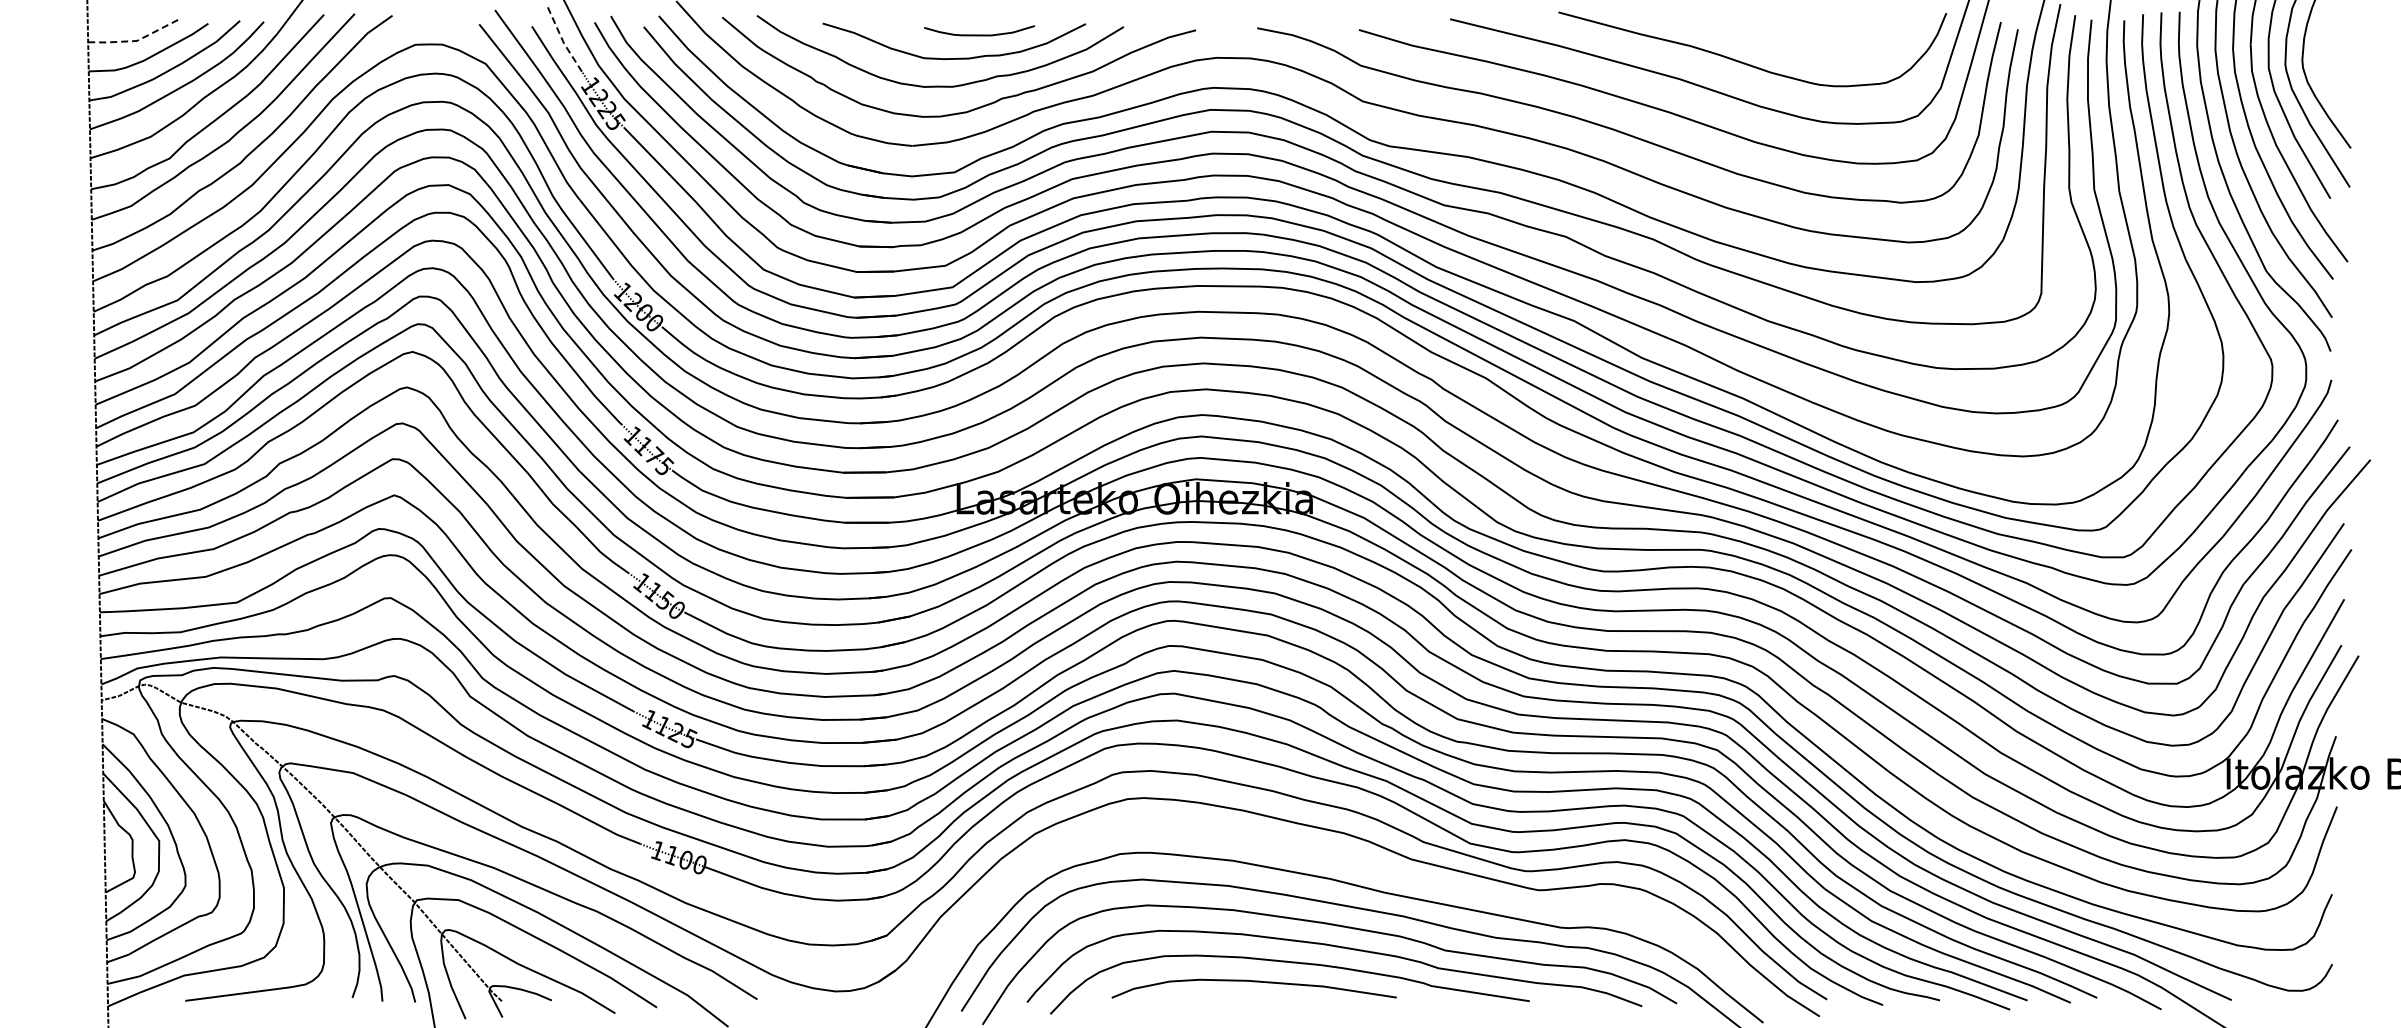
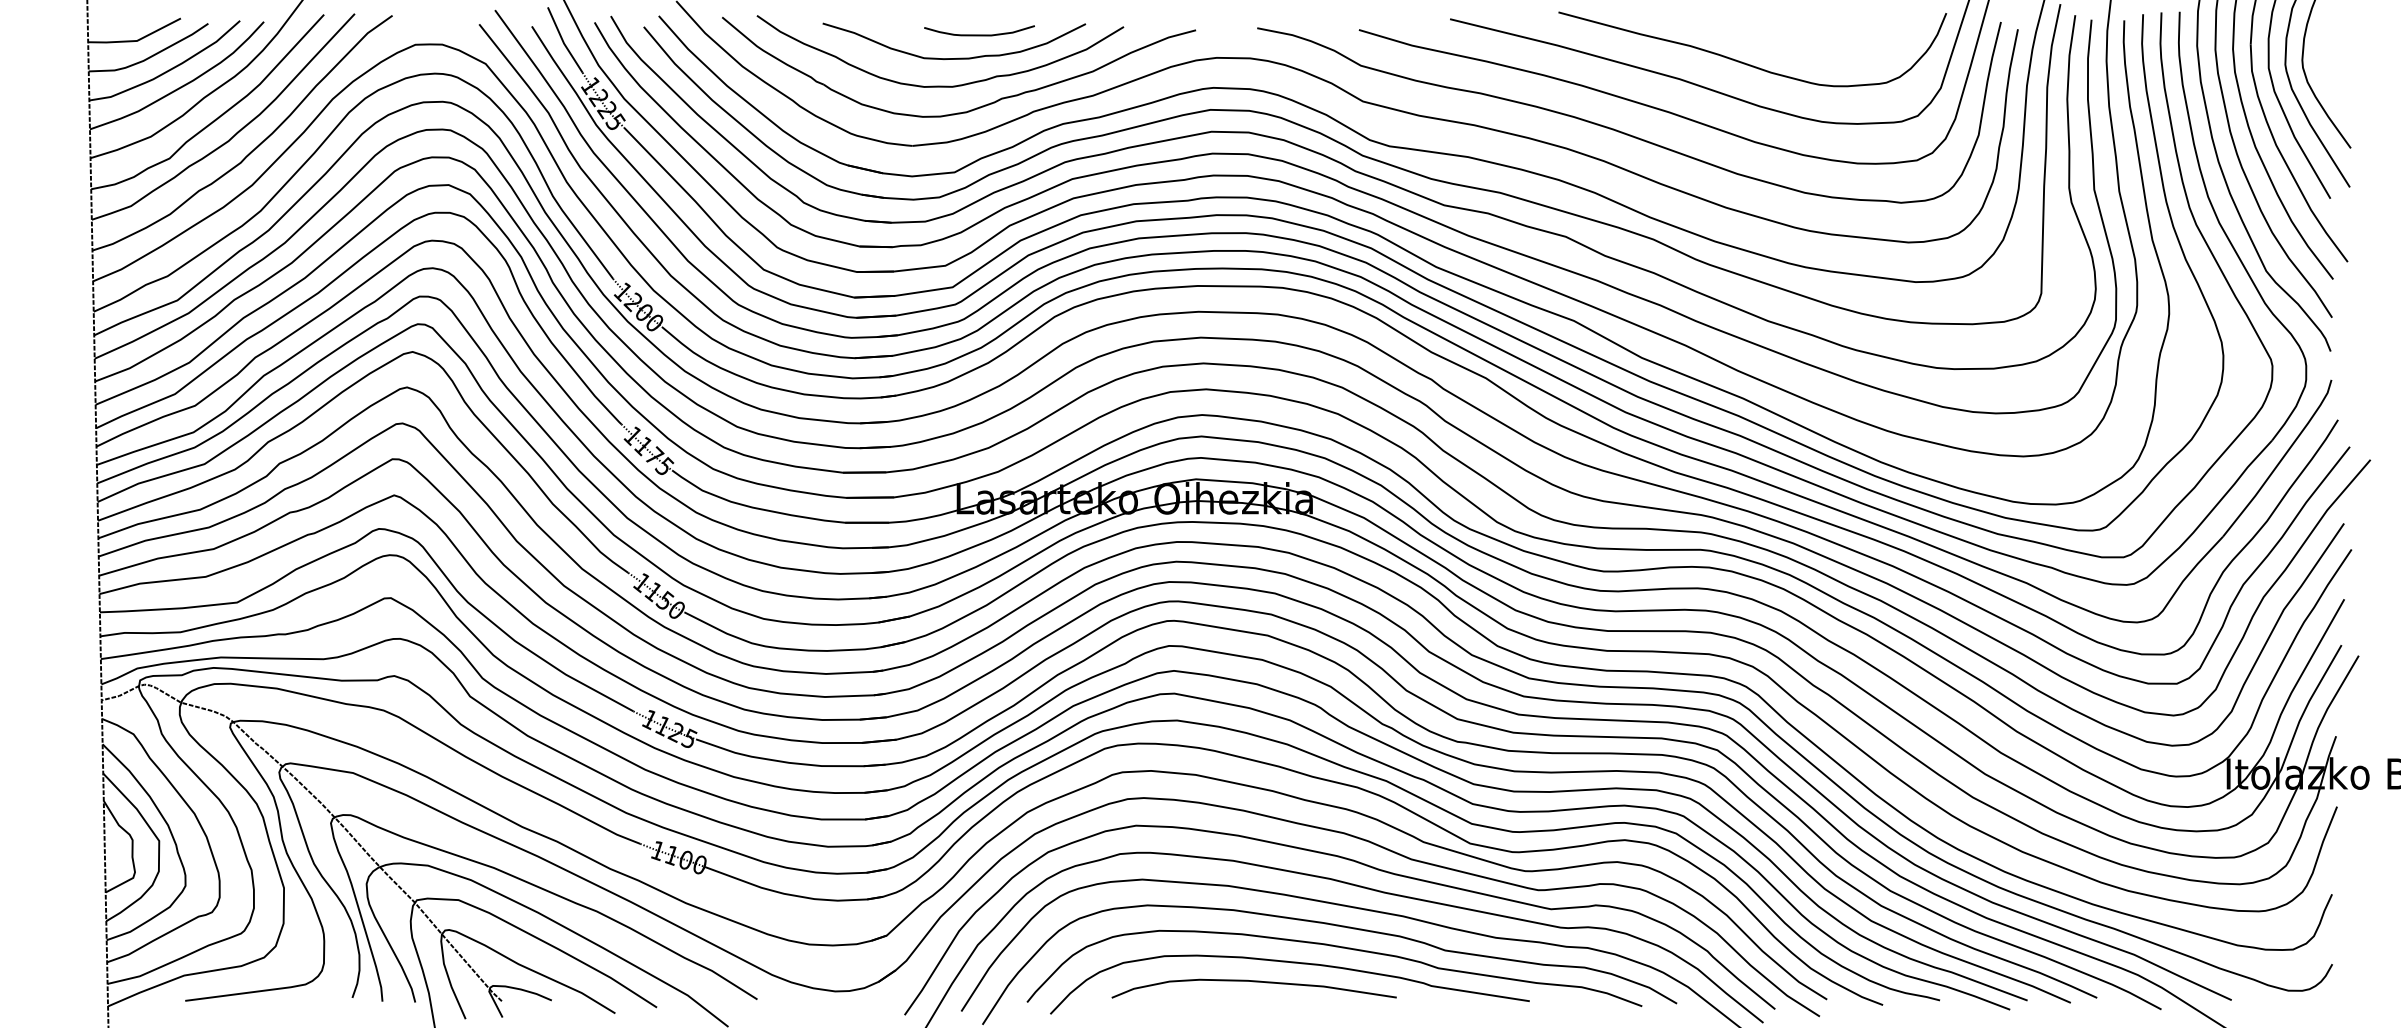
line: dashed -> solid (137, 40)
line: dashed -> solid (563, 41)
curve: none -> present (1360, 864)
